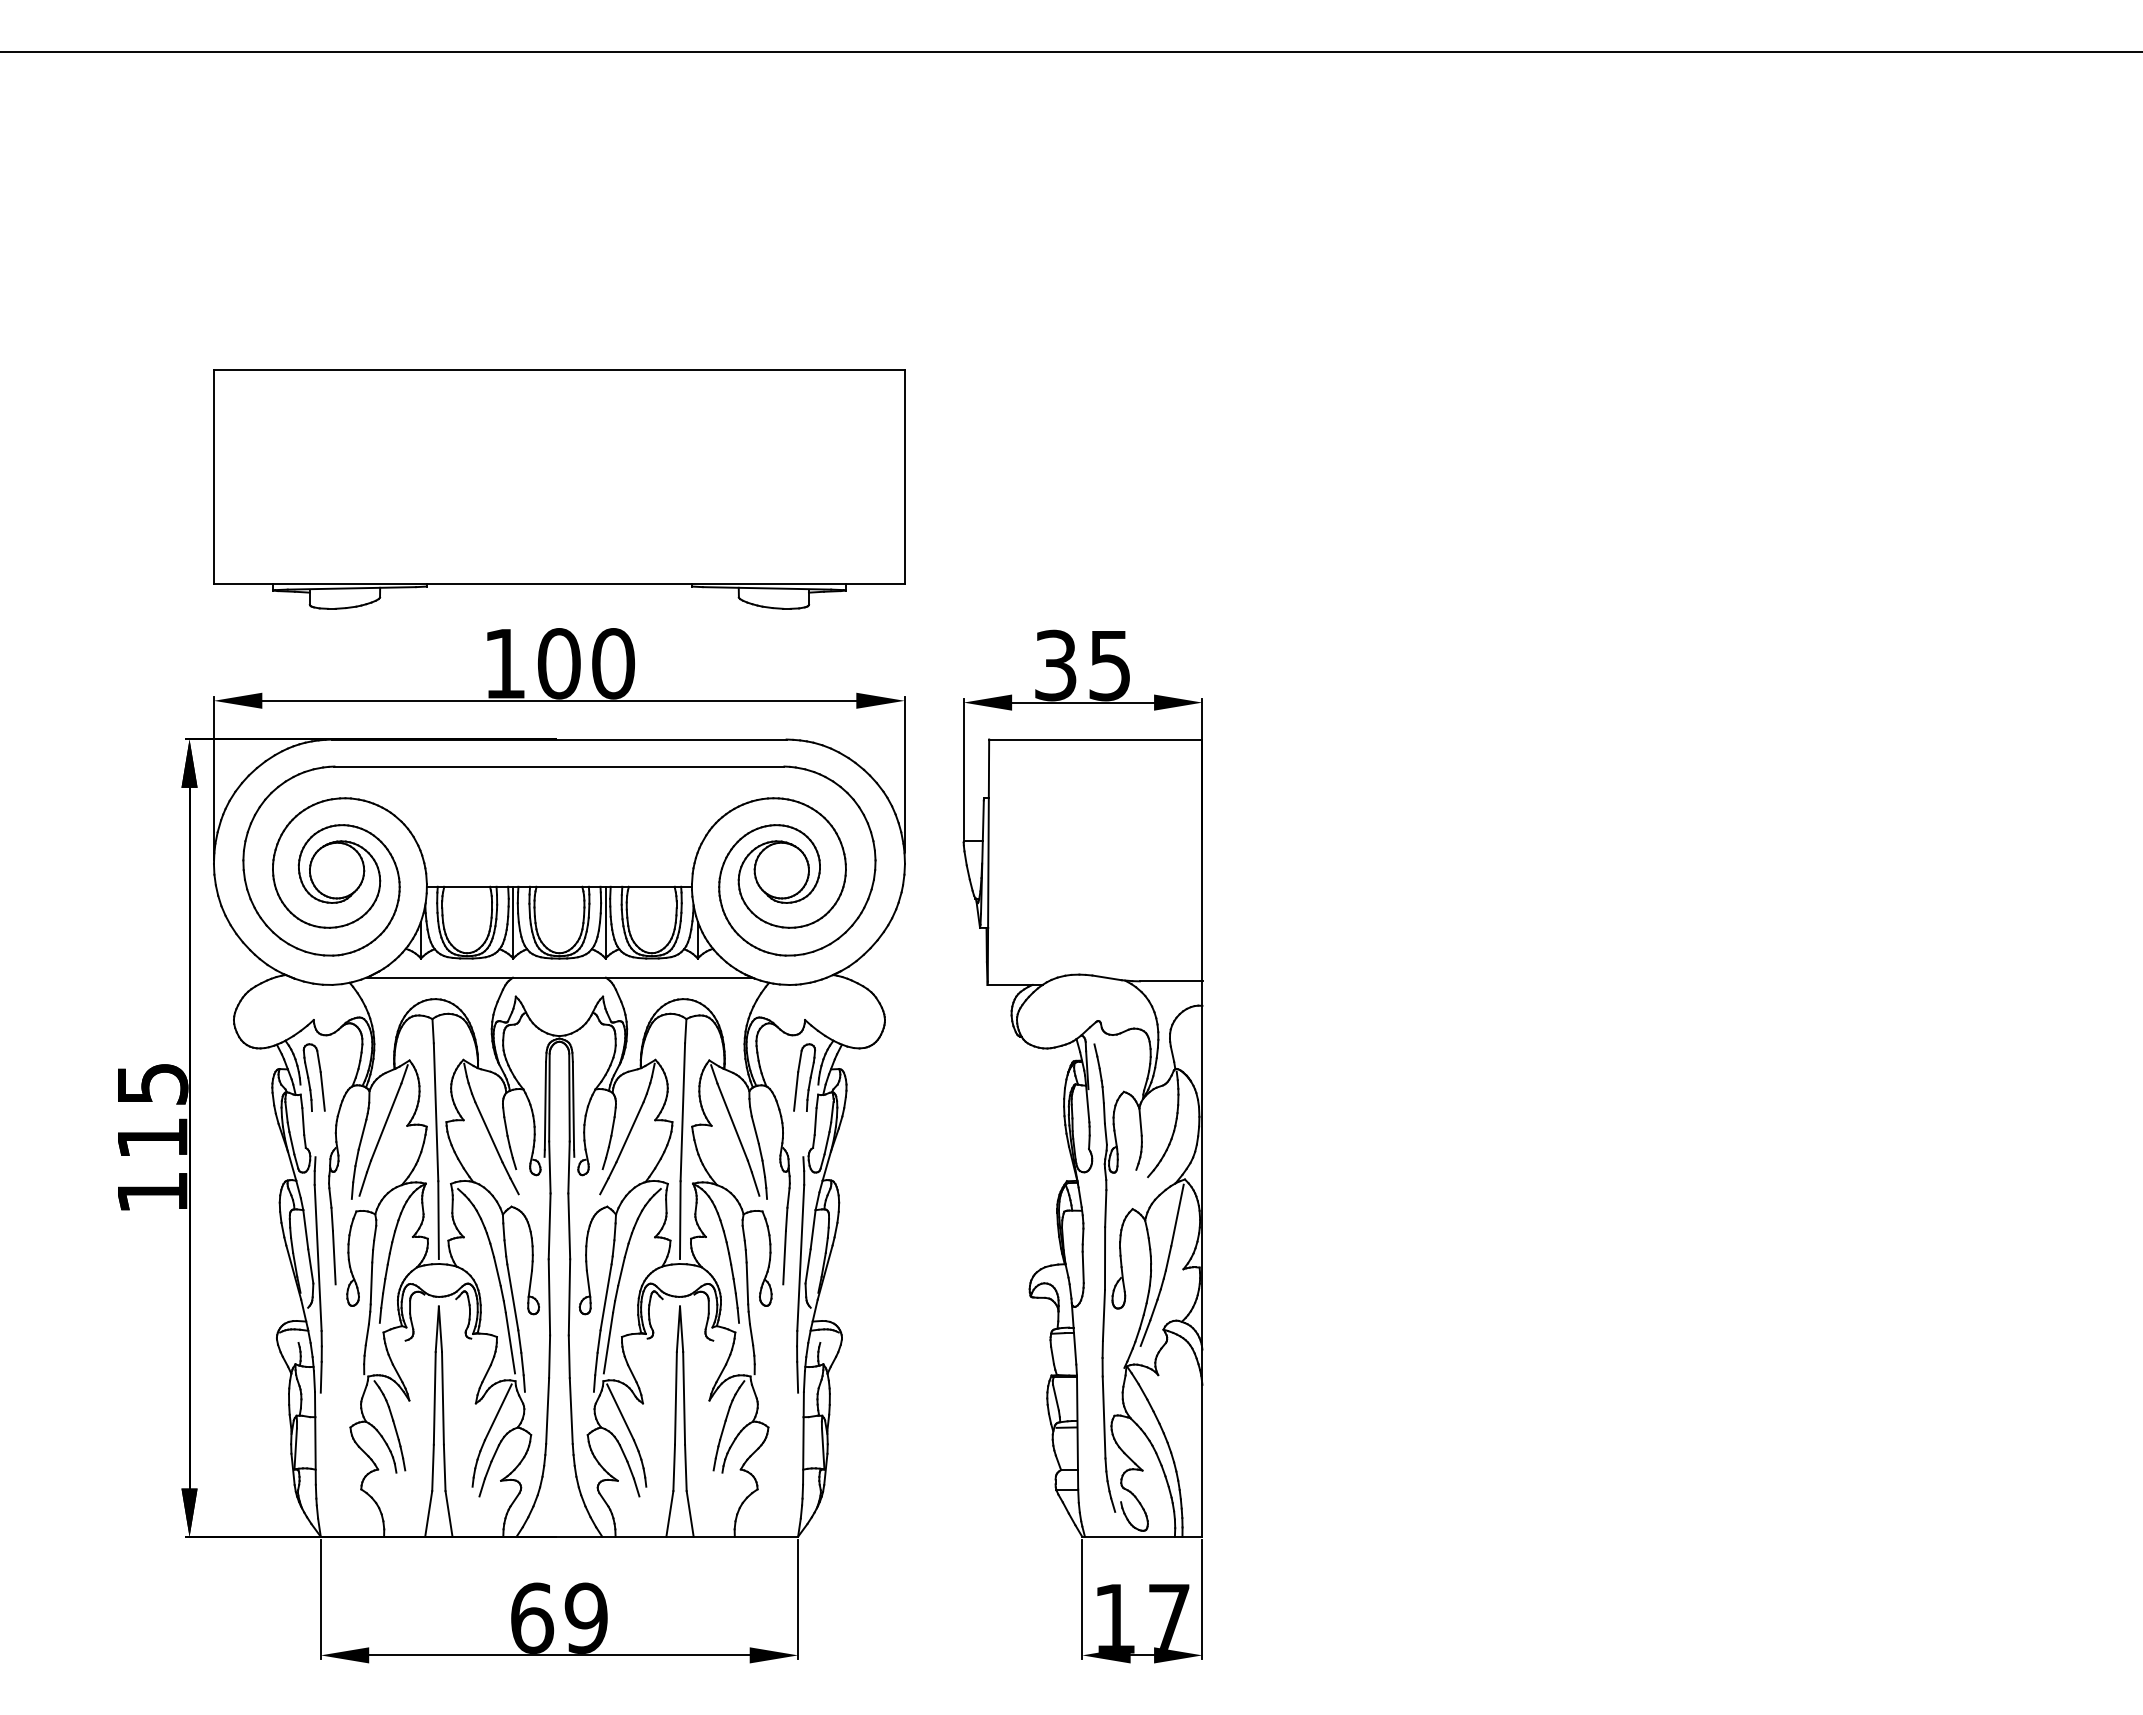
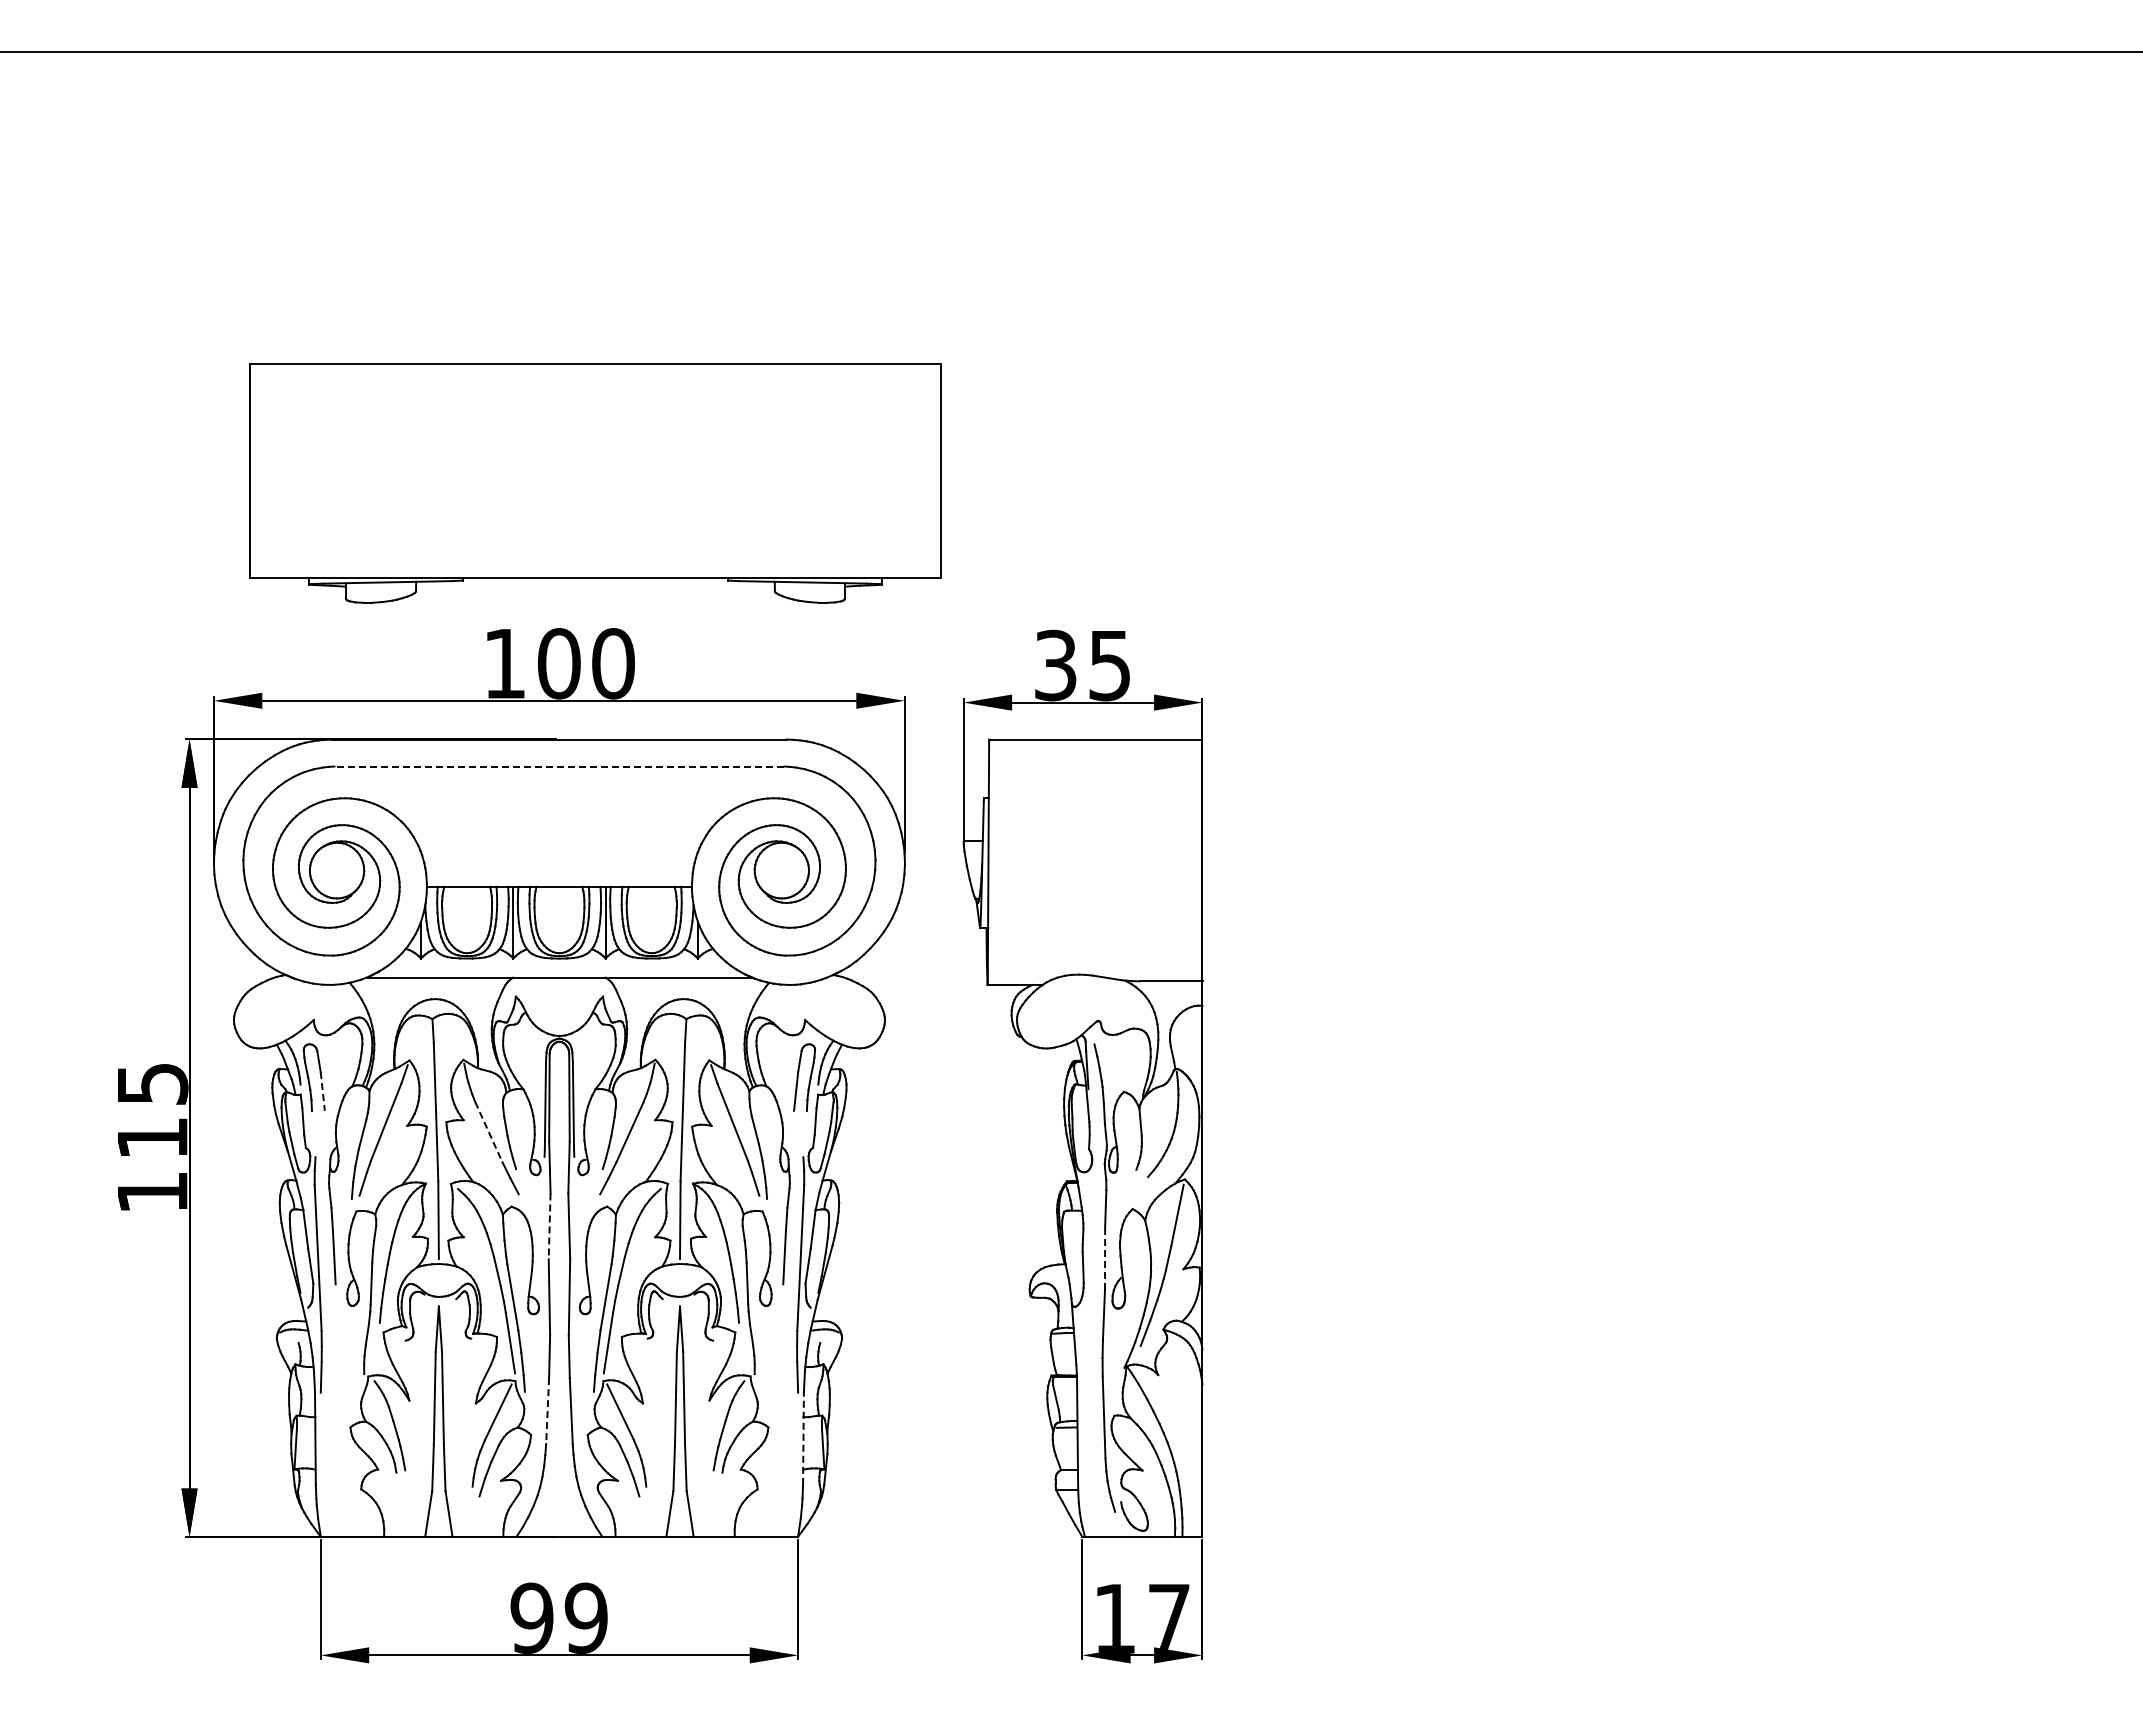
part position: (559, 489) -> (595, 483) (595, 483)
line: solid -> dashed (559, 766)
line: solid -> dashed (322, 1091)
line: solid -> dashed (489, 1132)
line: solid -> dashed (549, 1226)
line: solid -> dashed (1105, 1258)
line: solid -> dashed (547, 1411)
line: solid -> dashed (803, 1437)
text: 69 -> 99 (532, 1617)
